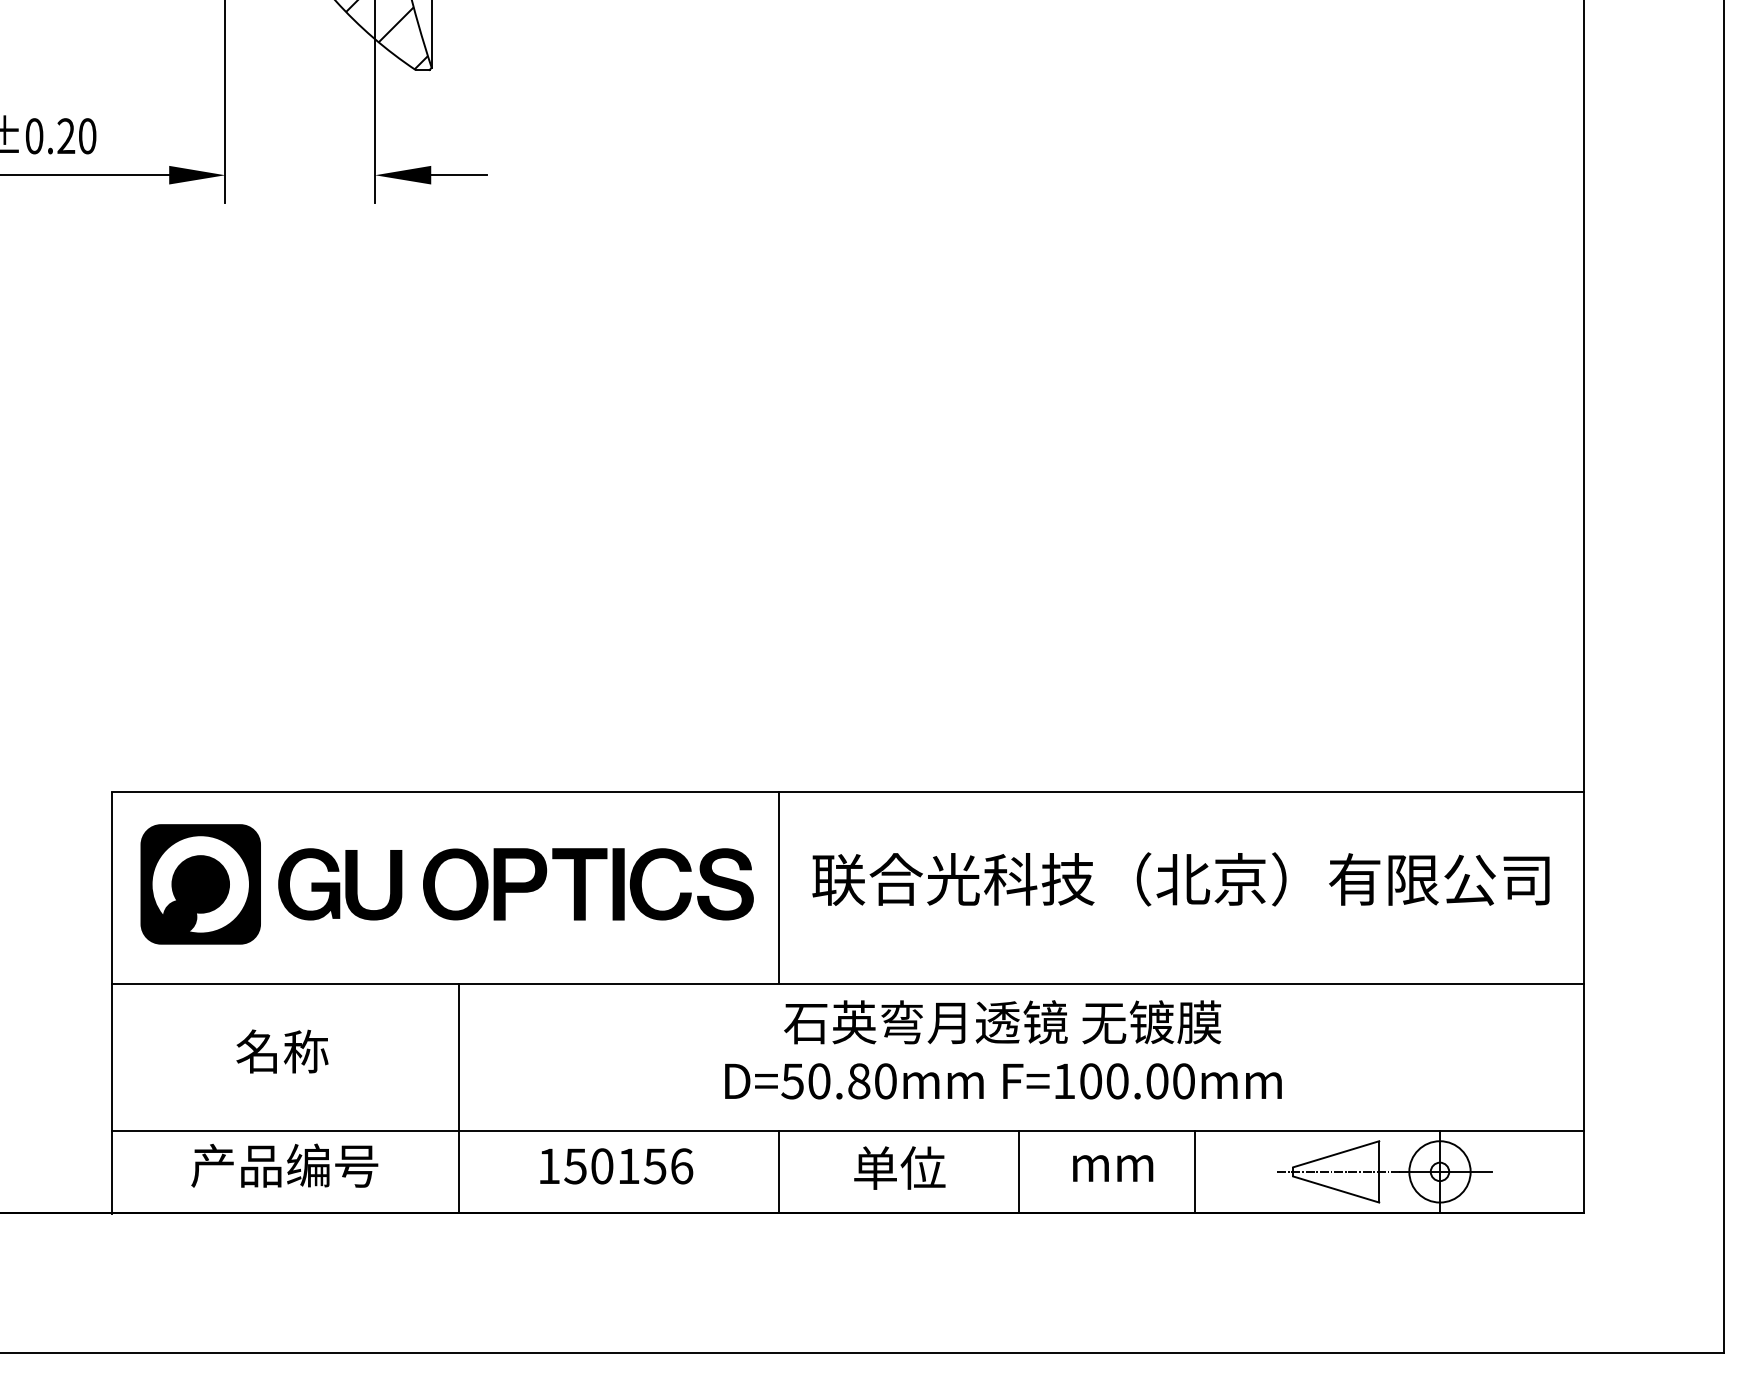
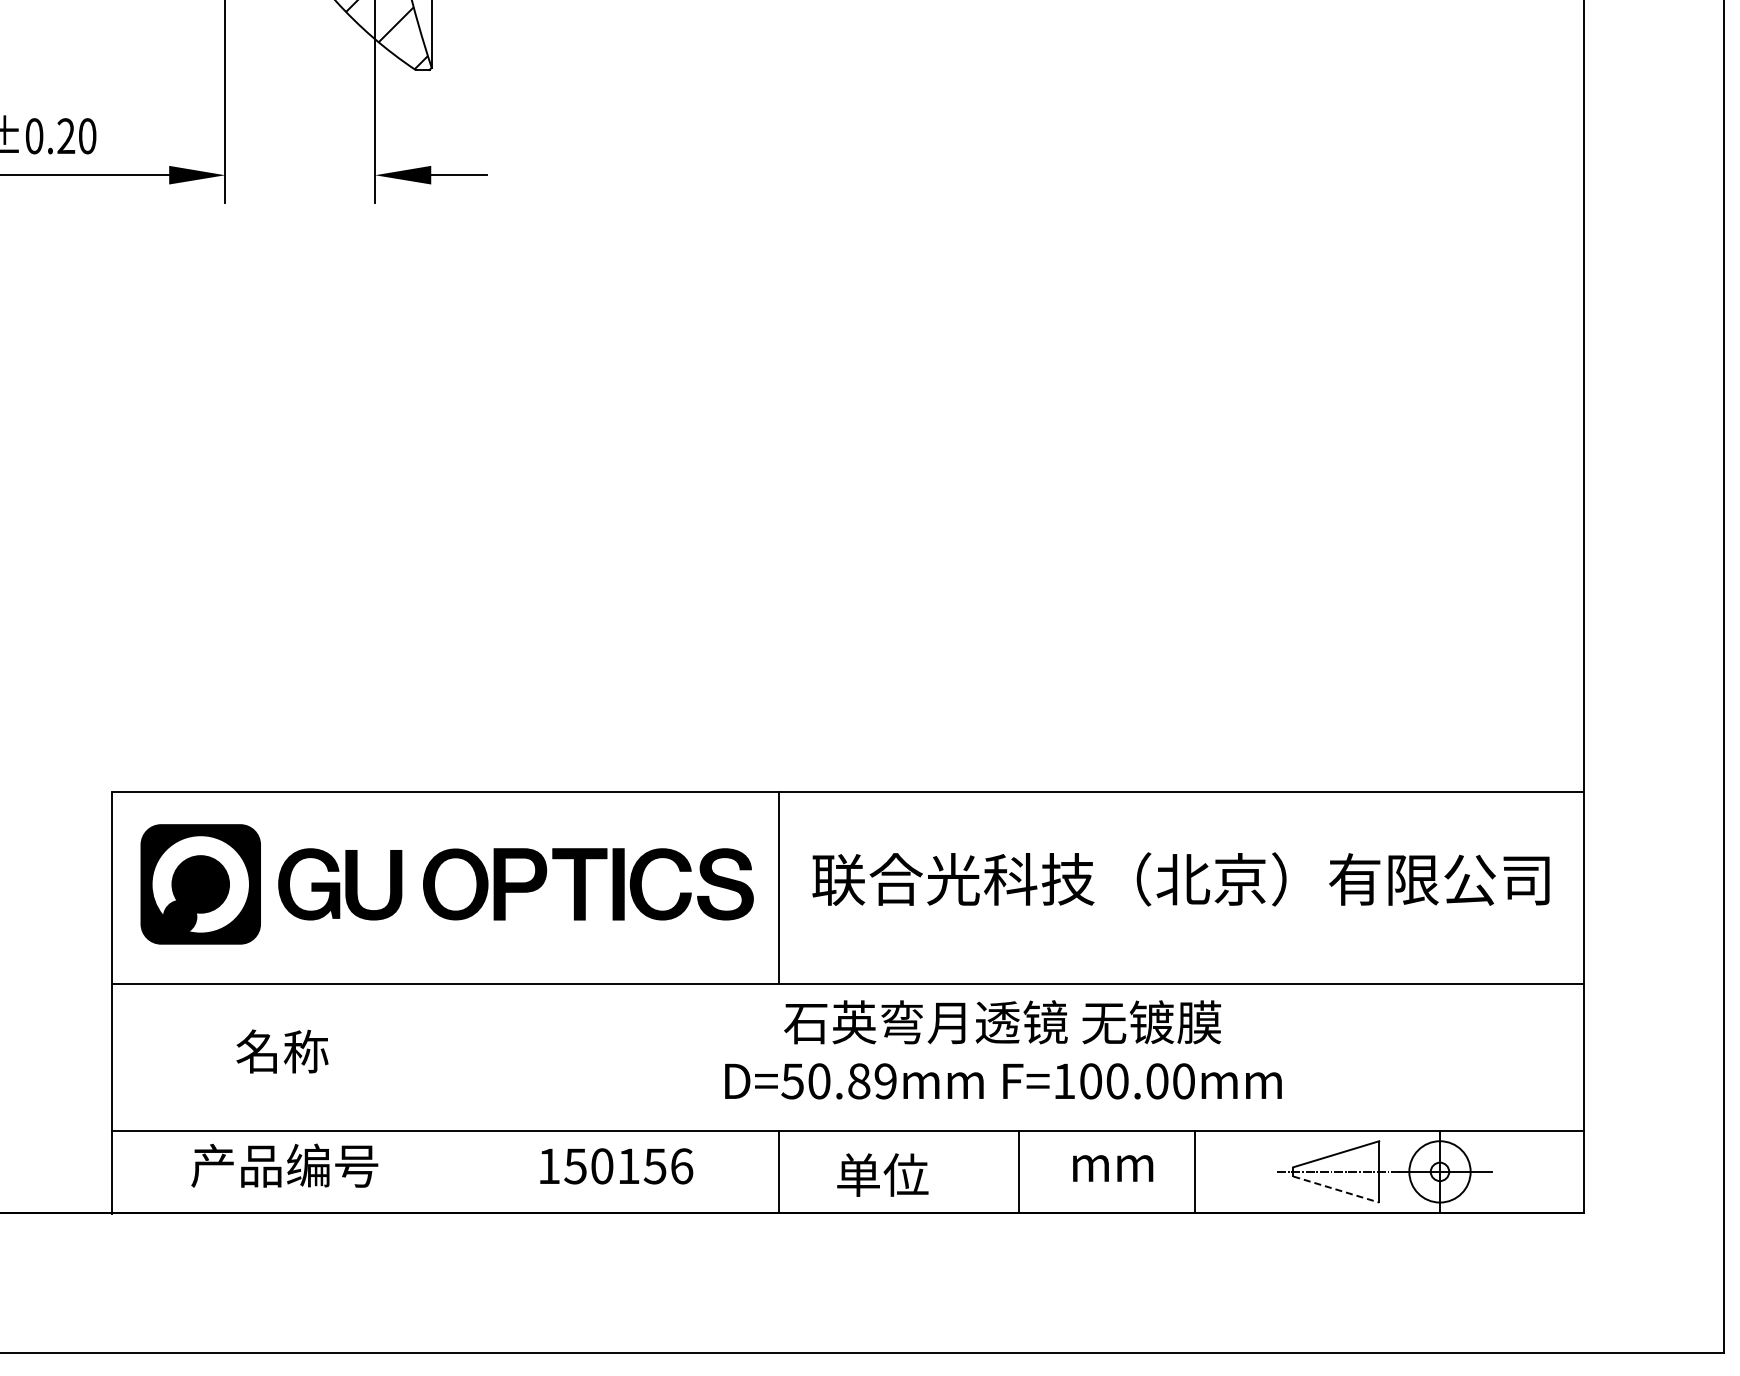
text: D=50.80mm -> D=50.89mm (885, 1081)
line: present -> none (458, 1097)
text position: (899, 1167) -> (882, 1174) (882, 1174)
line: solid -> dashed (1336, 1189)
